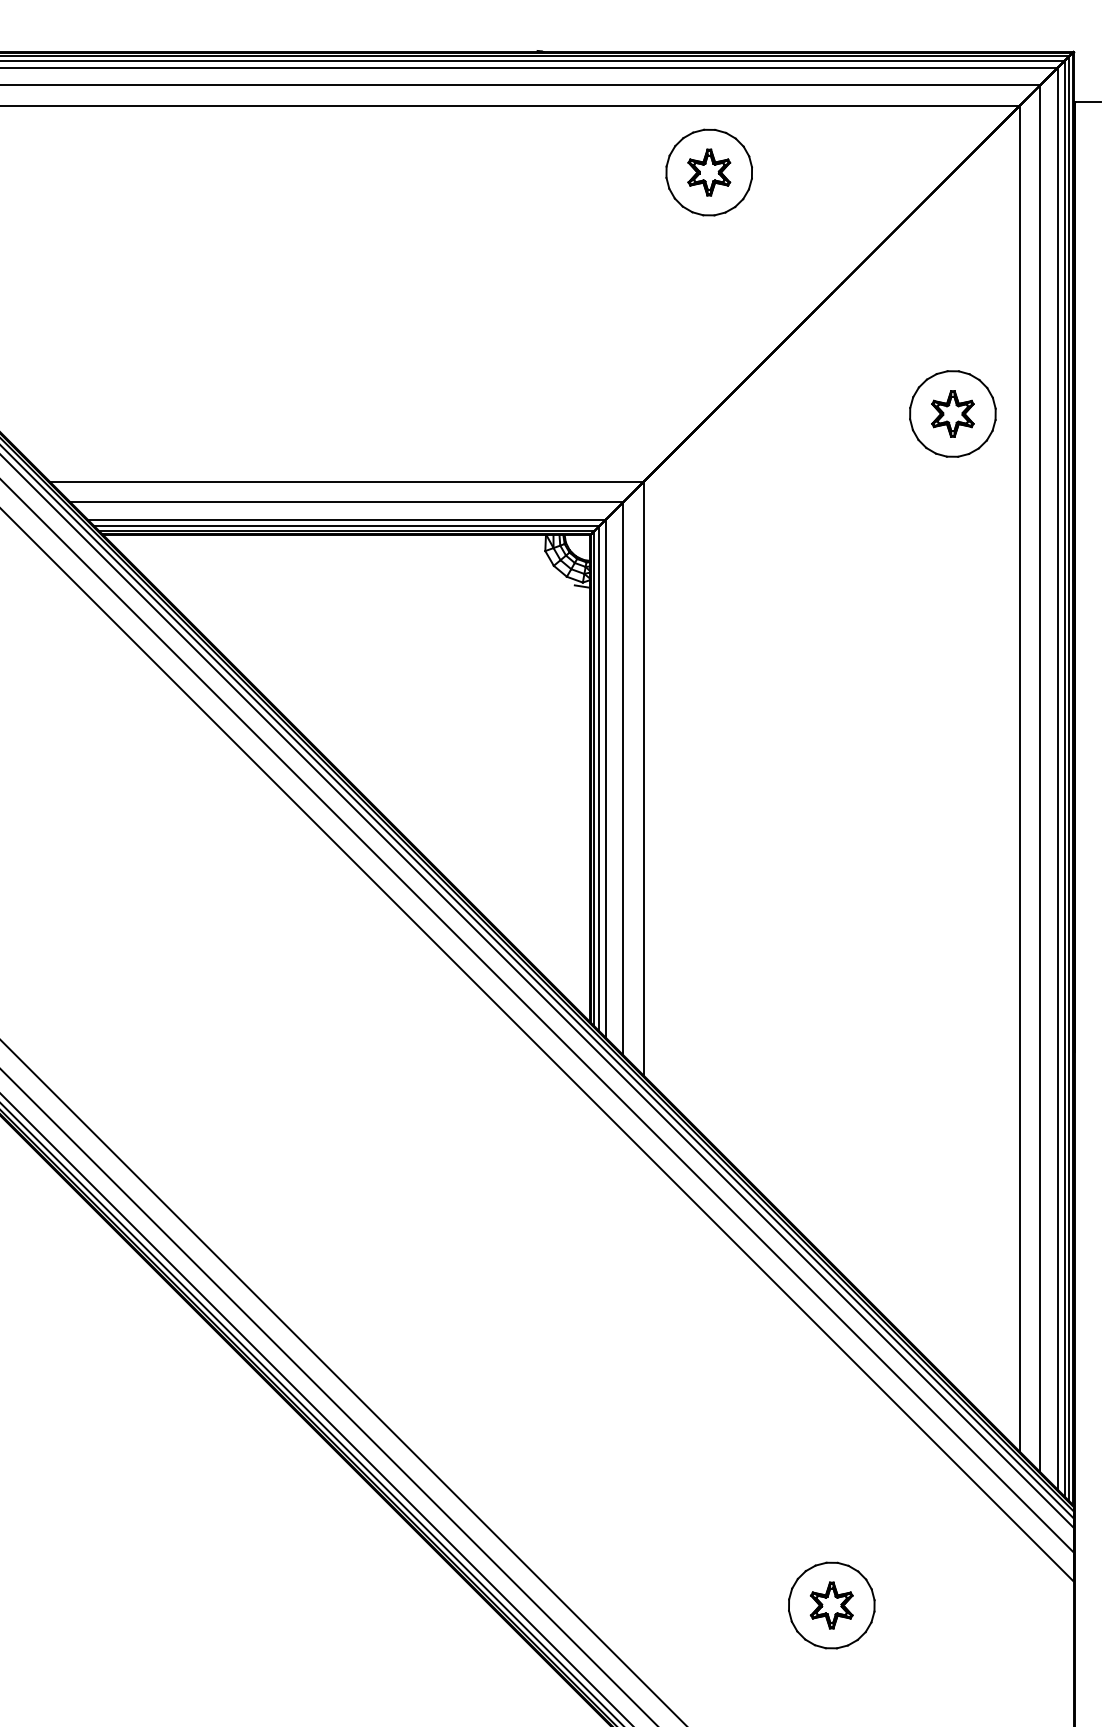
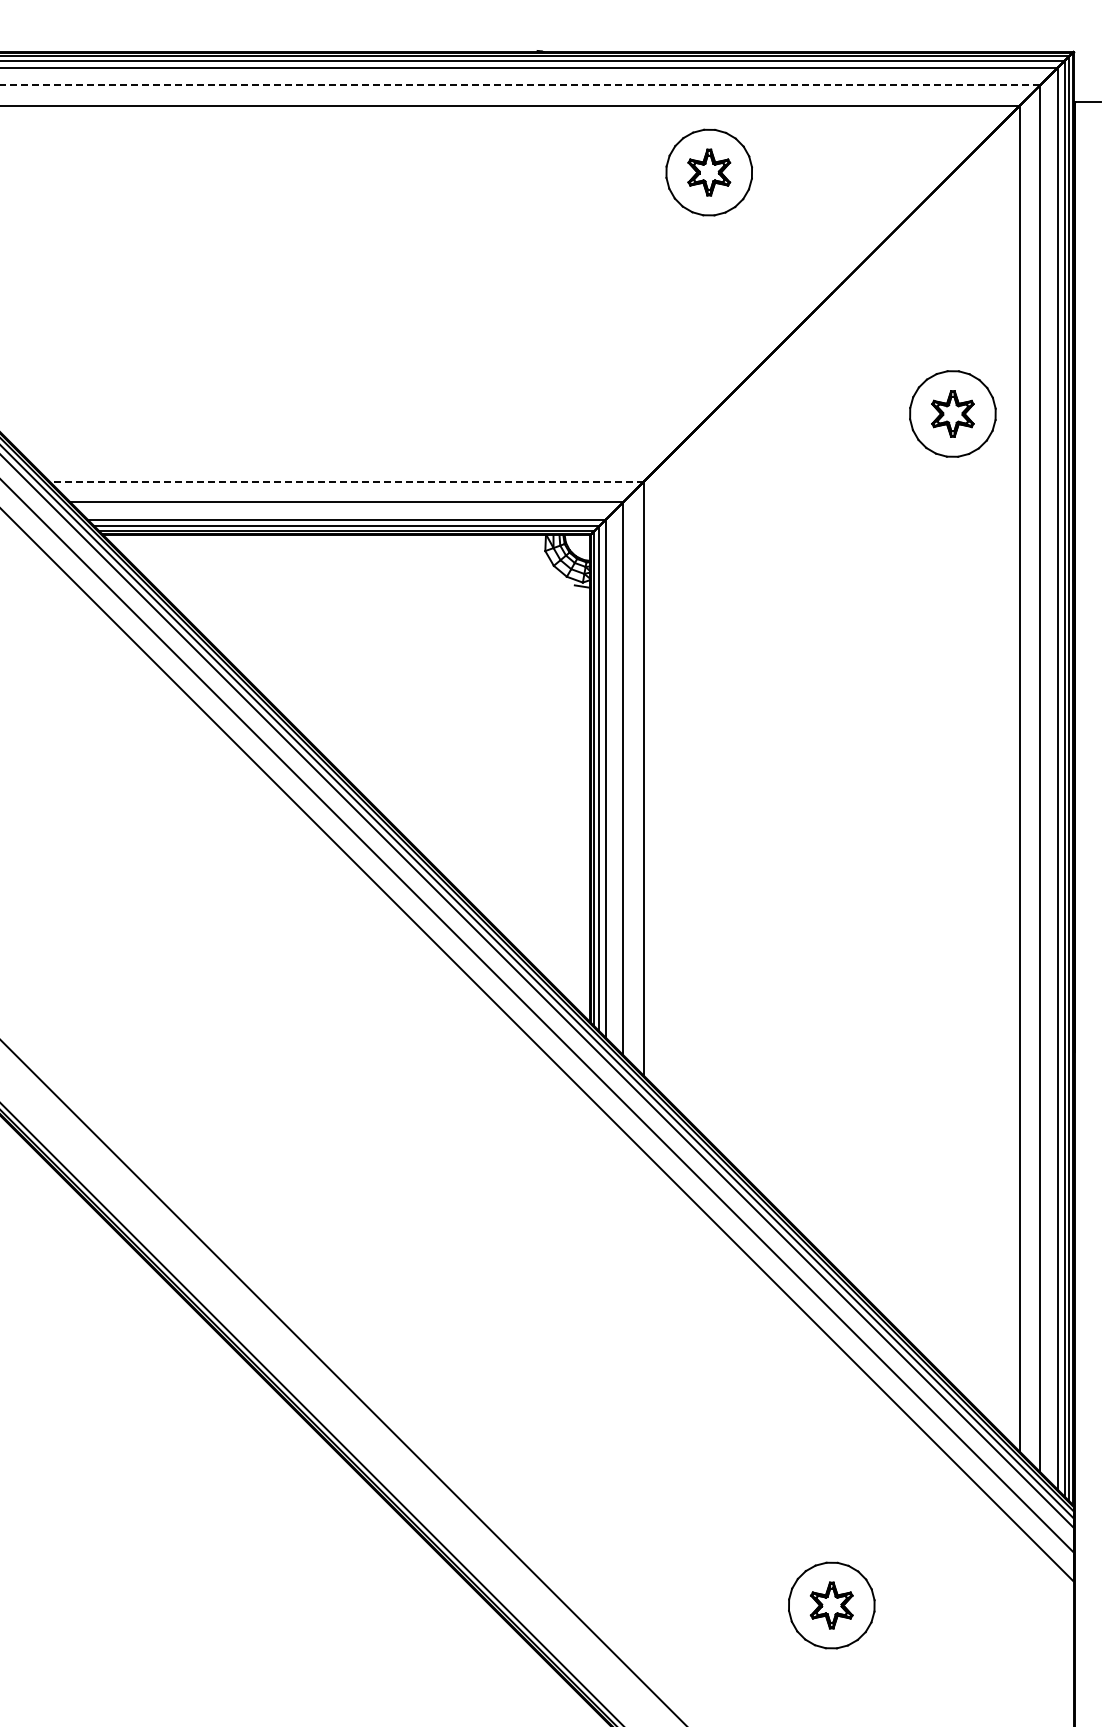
line: solid -> dashed (519, 85)
line: solid -> dashed (346, 481)
line: present -> none (328, 1396)
line: present -> none (316, 1409)
